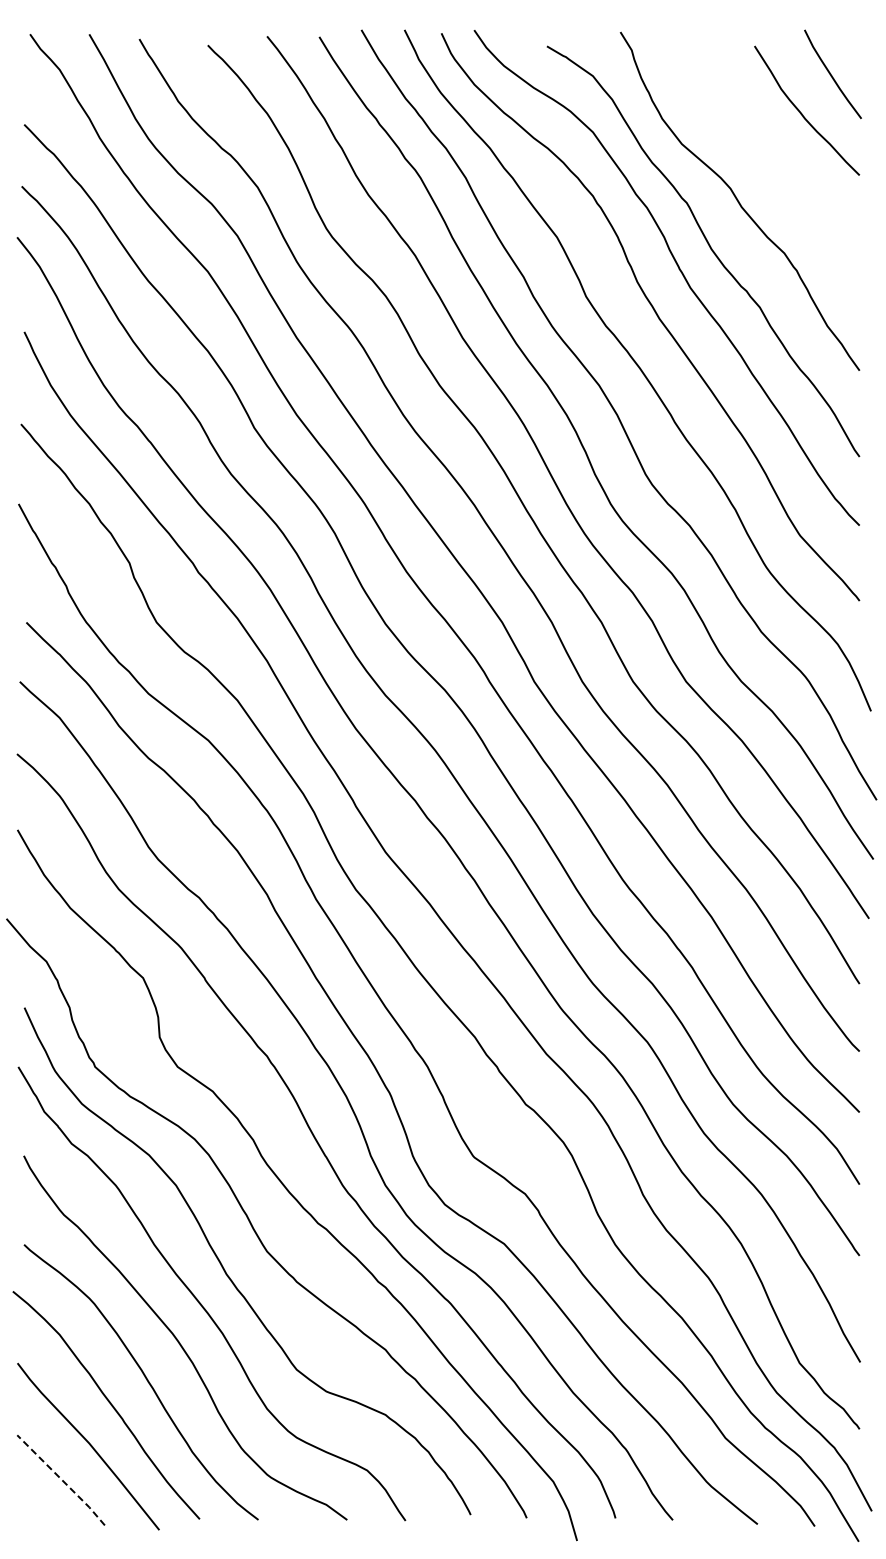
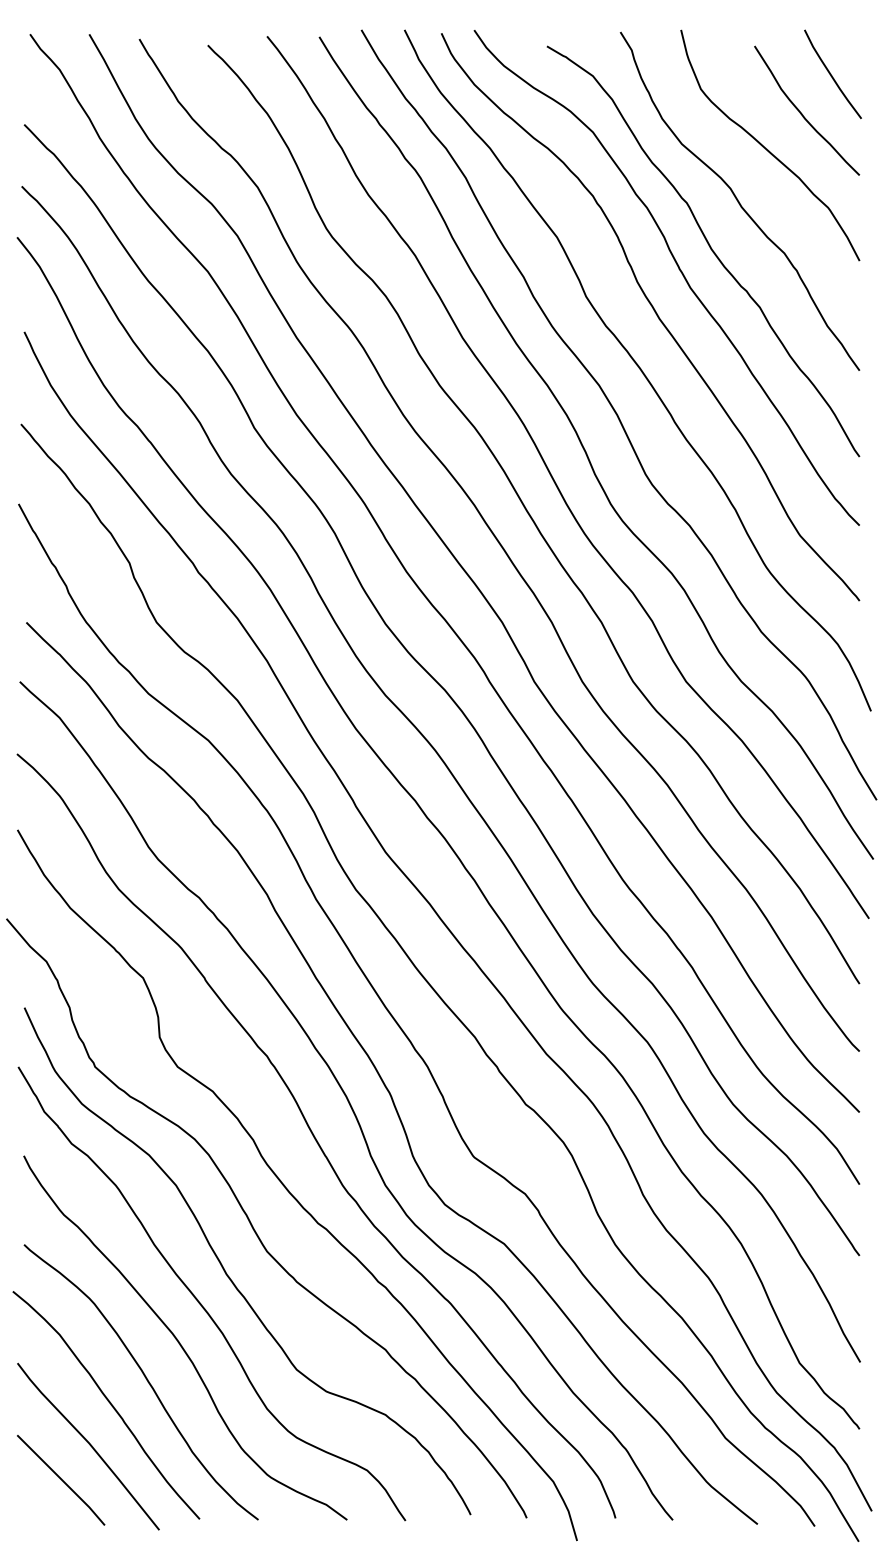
curve: none -> present (767, 148)
line: dashed -> solid (61, 1479)
